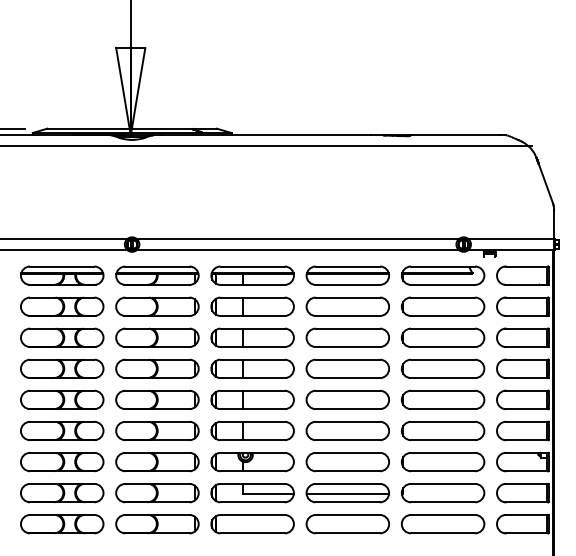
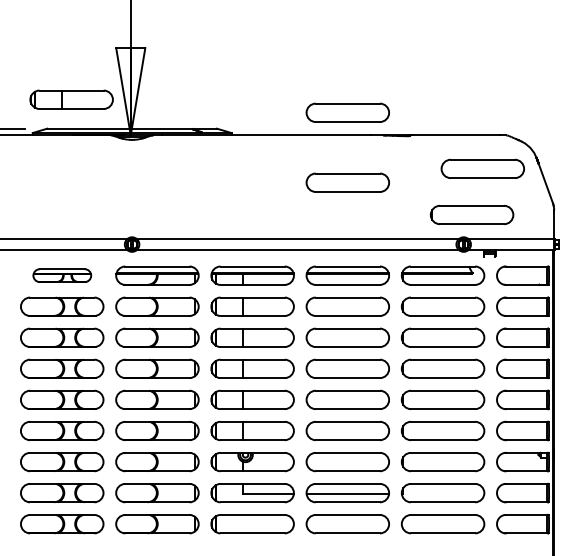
part: none -> present (71, 99)
part: none -> present (347, 112)
line: present -> none (267, 146)
part: none -> present (482, 168)
part: none -> present (347, 182)
part: none -> present (472, 215)
part size: 85x21 px -> 61x15 px (62, 275)
